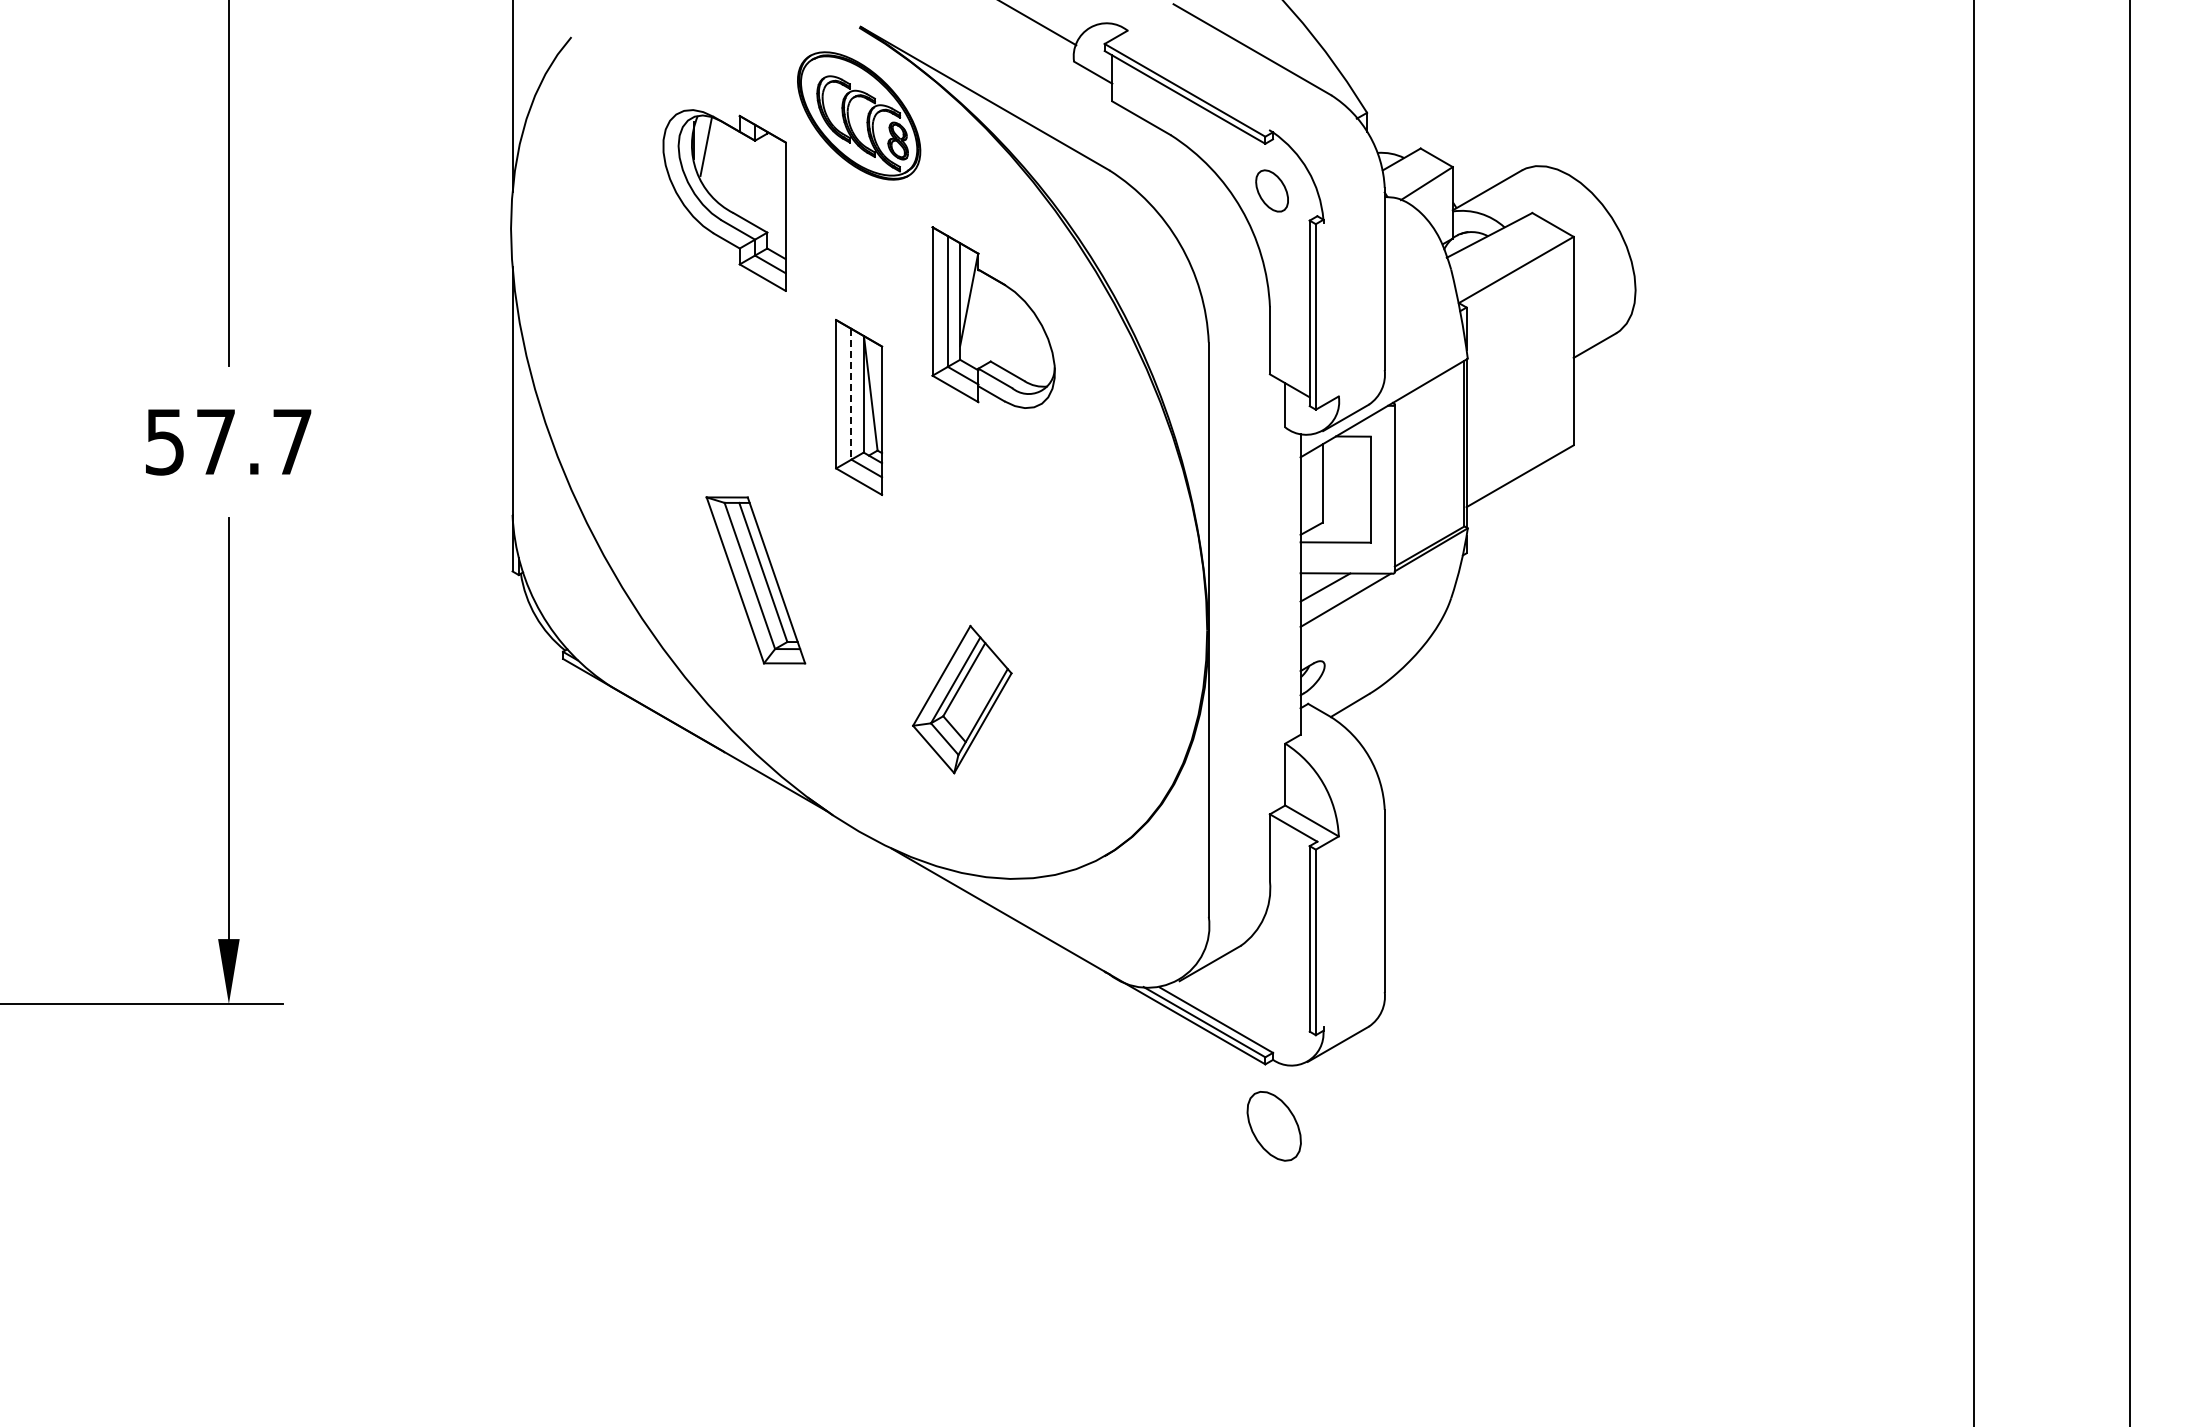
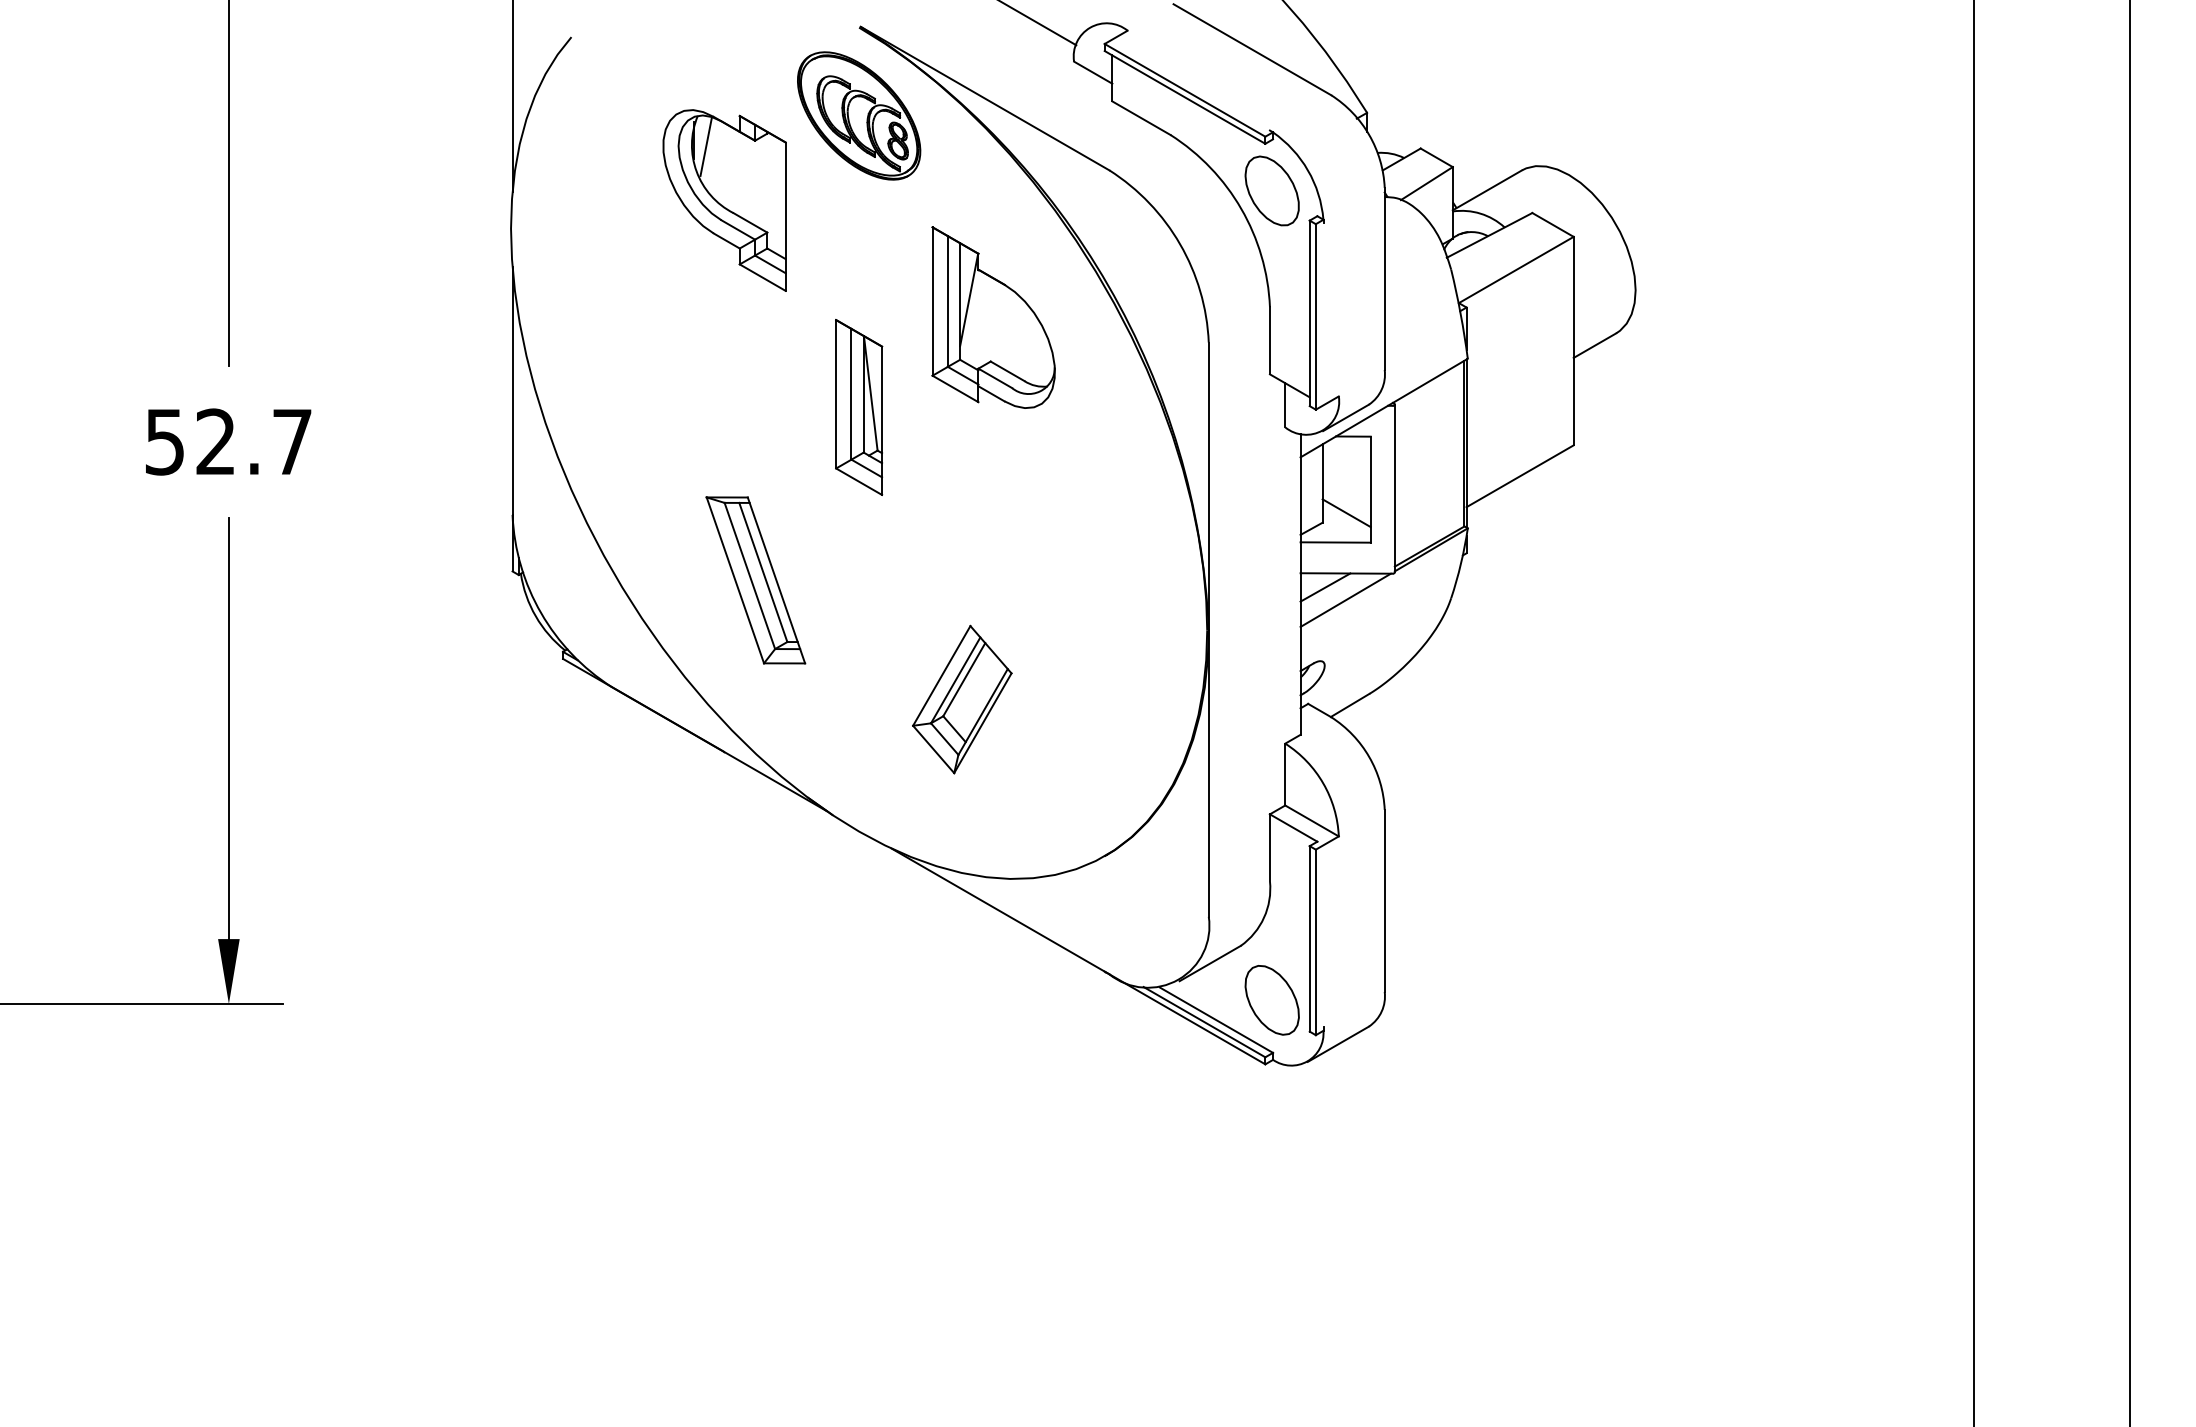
part size: 34x44 px -> 56x72 px (1271, 190)
line: dashed -> solid (851, 394)
text: 57.7 -> 52.7 (215, 441)
line: none -> present (1346, 513)
part position: (1273, 1126) -> (1271, 1000) (1271, 1000)
